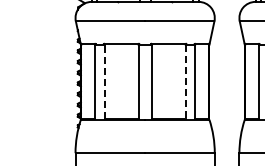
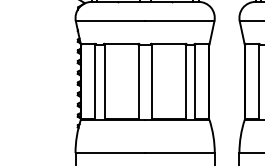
line: dashed -> solid (104, 81)
line: dashed -> solid (185, 82)
